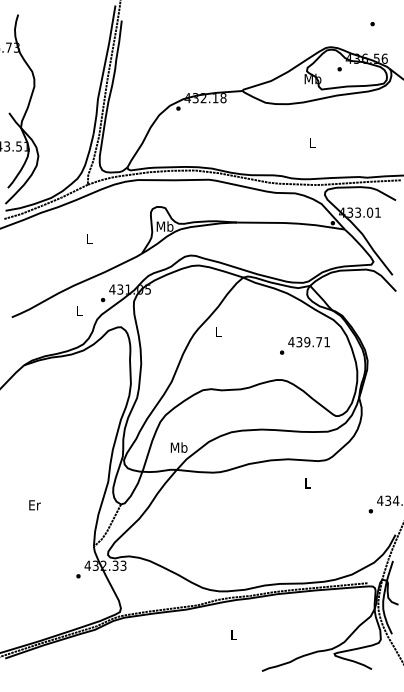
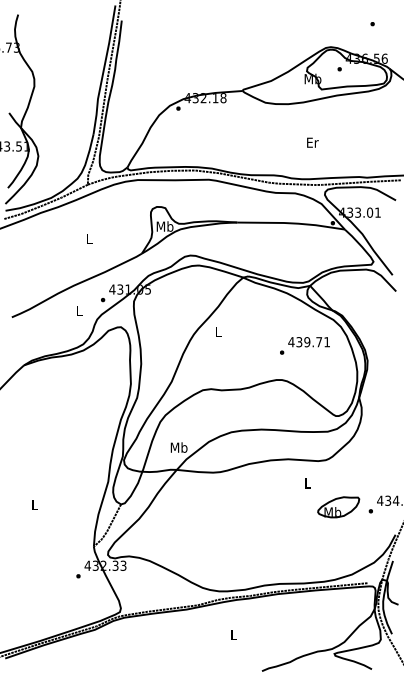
text: L -> Er (312, 142)
text: Er -> L (34, 505)
part: none -> present (338, 507)
